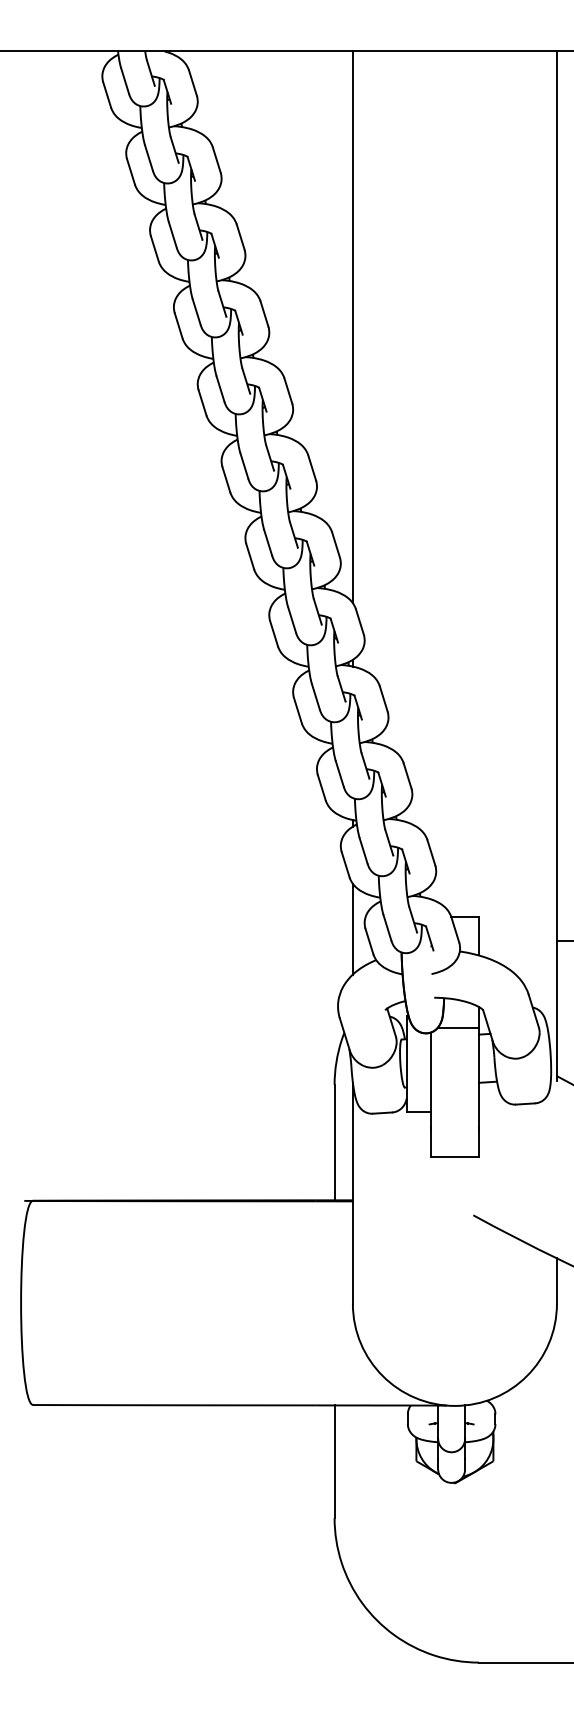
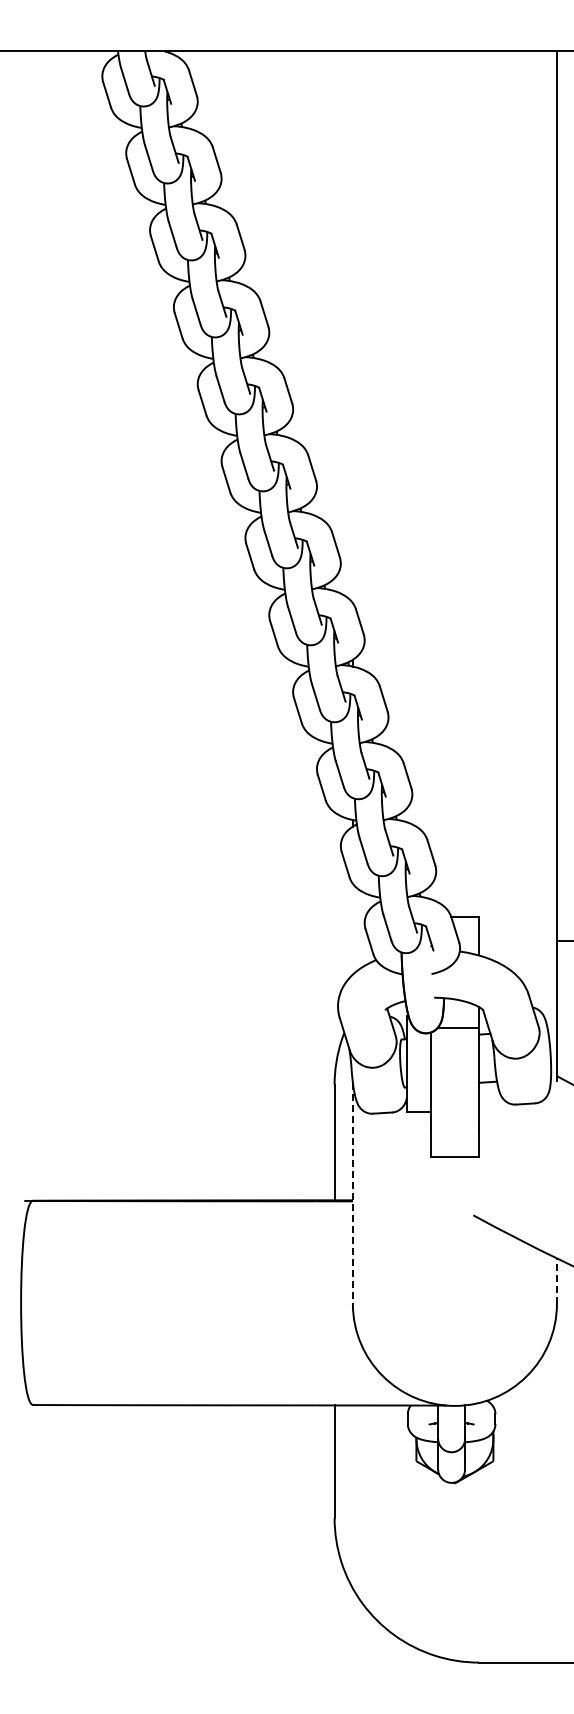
line: present -> none (352, 327)
line: present -> none (352, 928)
line: solid -> dashed (352, 1193)
line: solid -> dashed (556, 1281)
